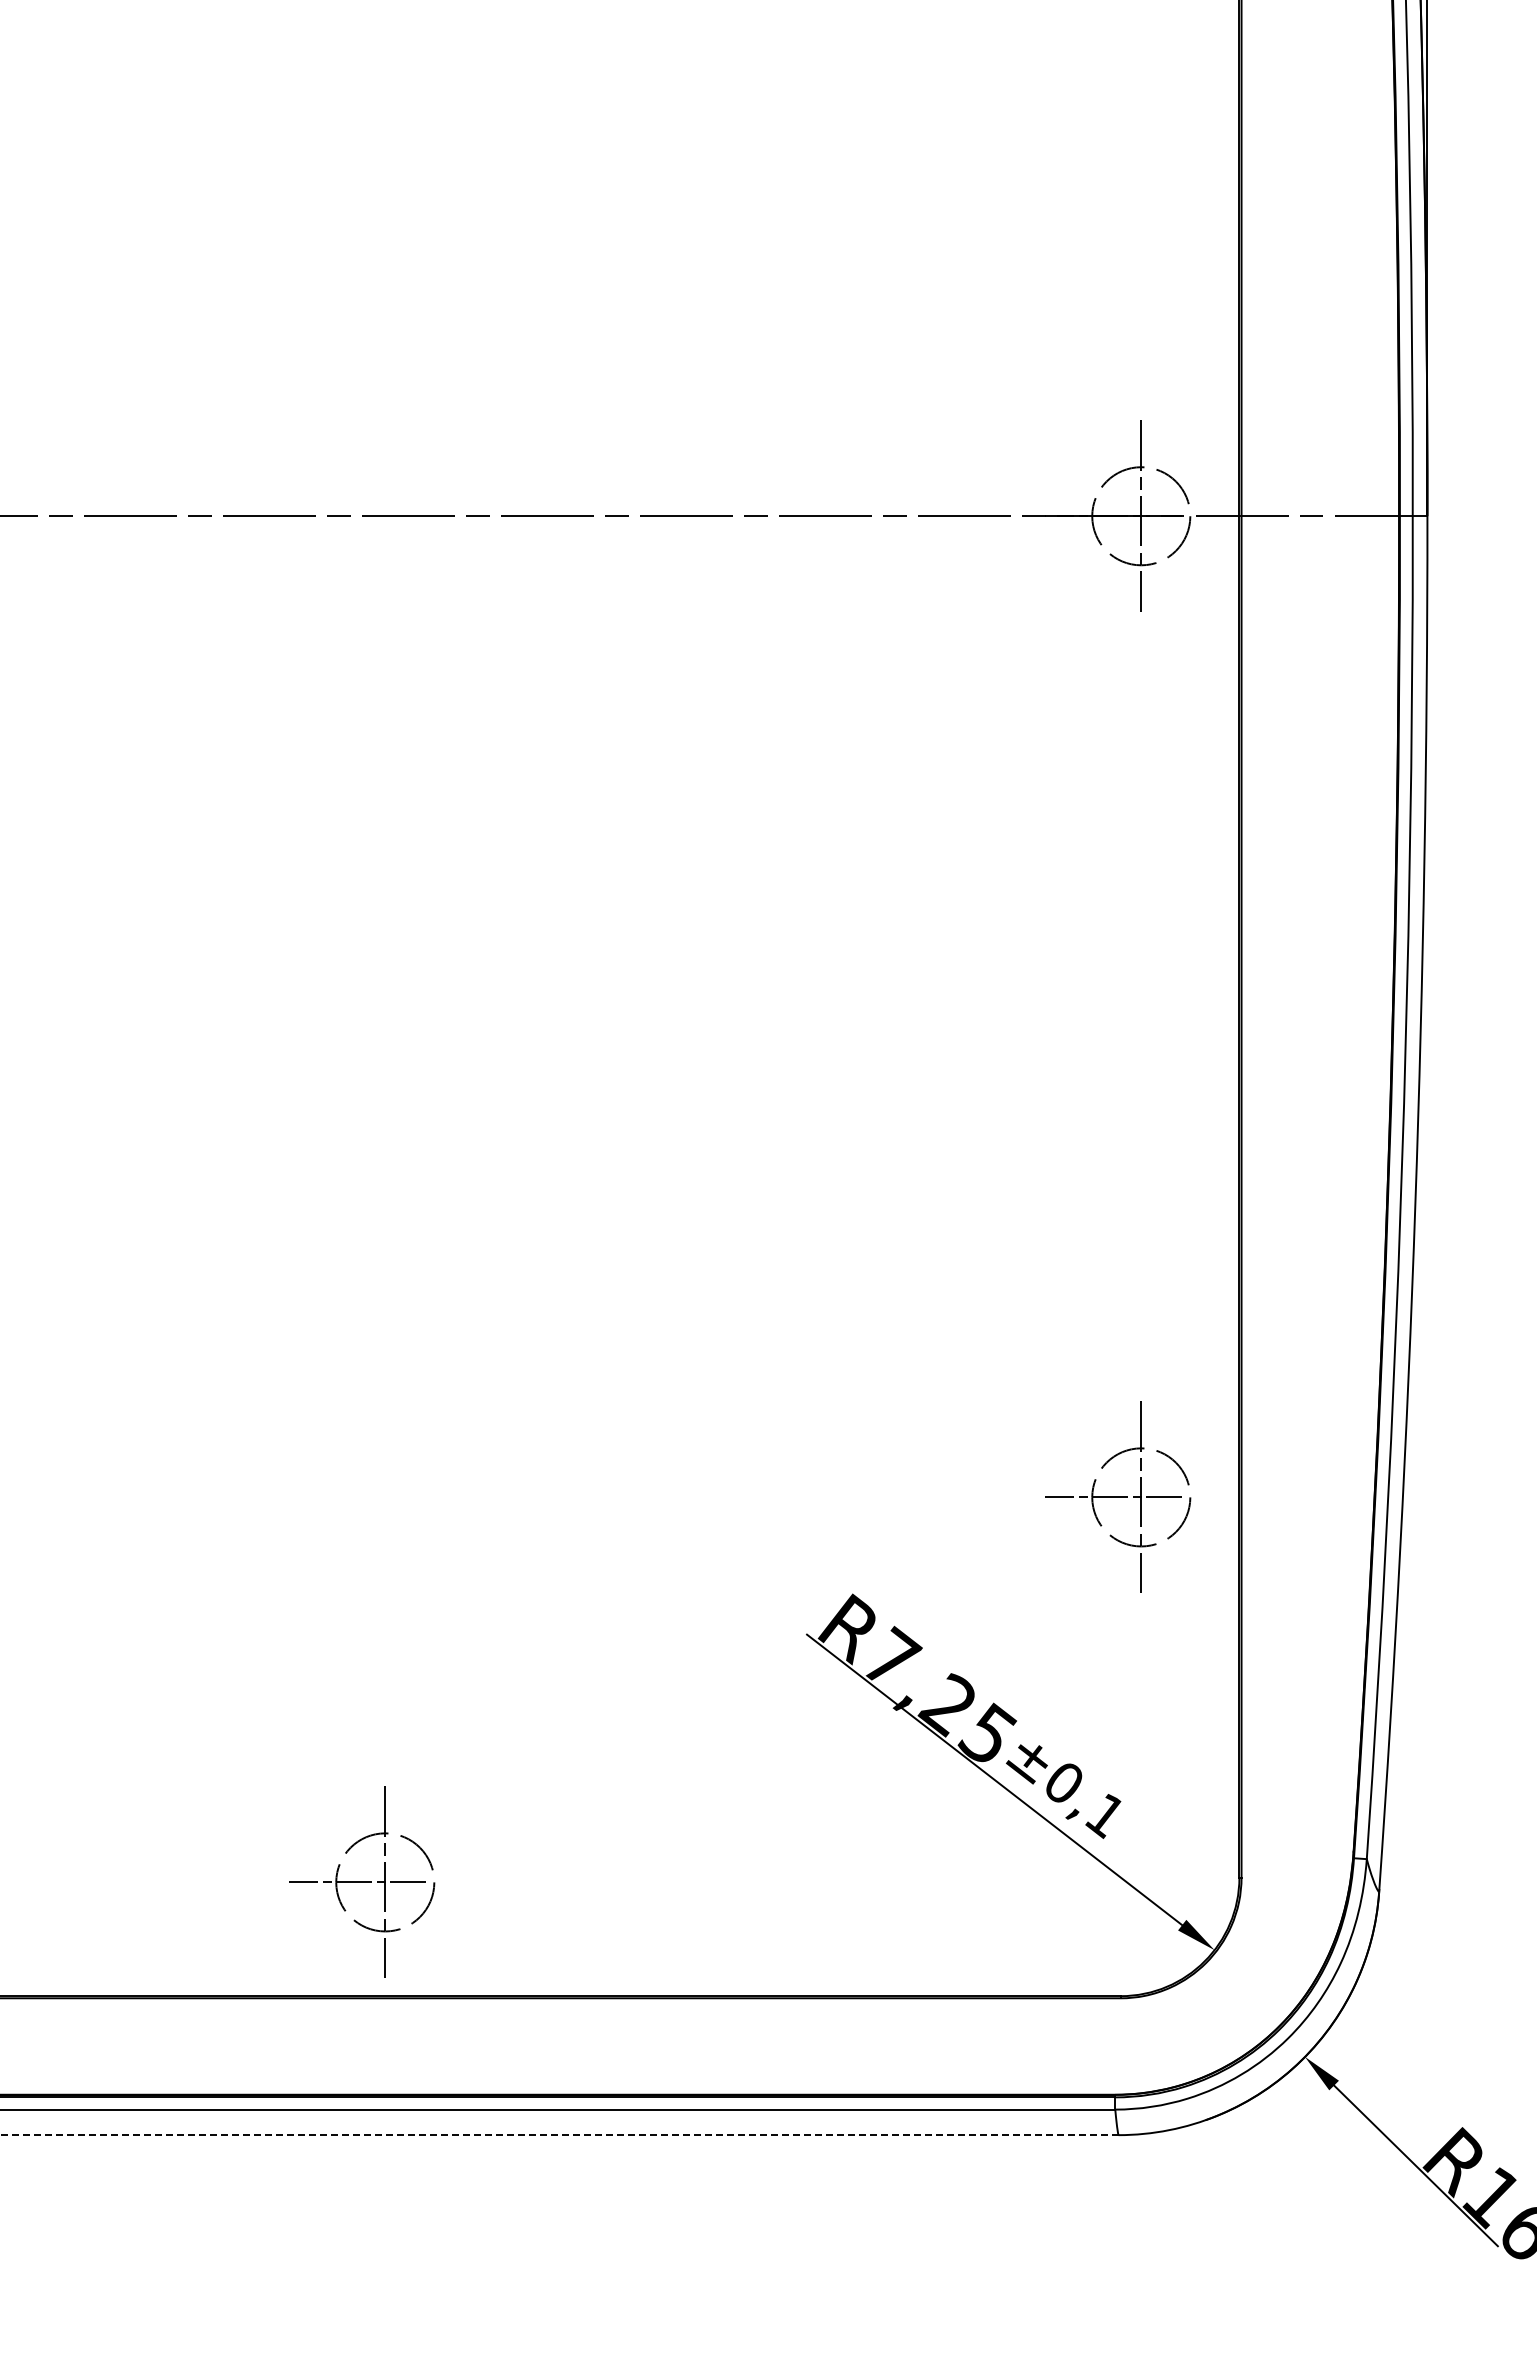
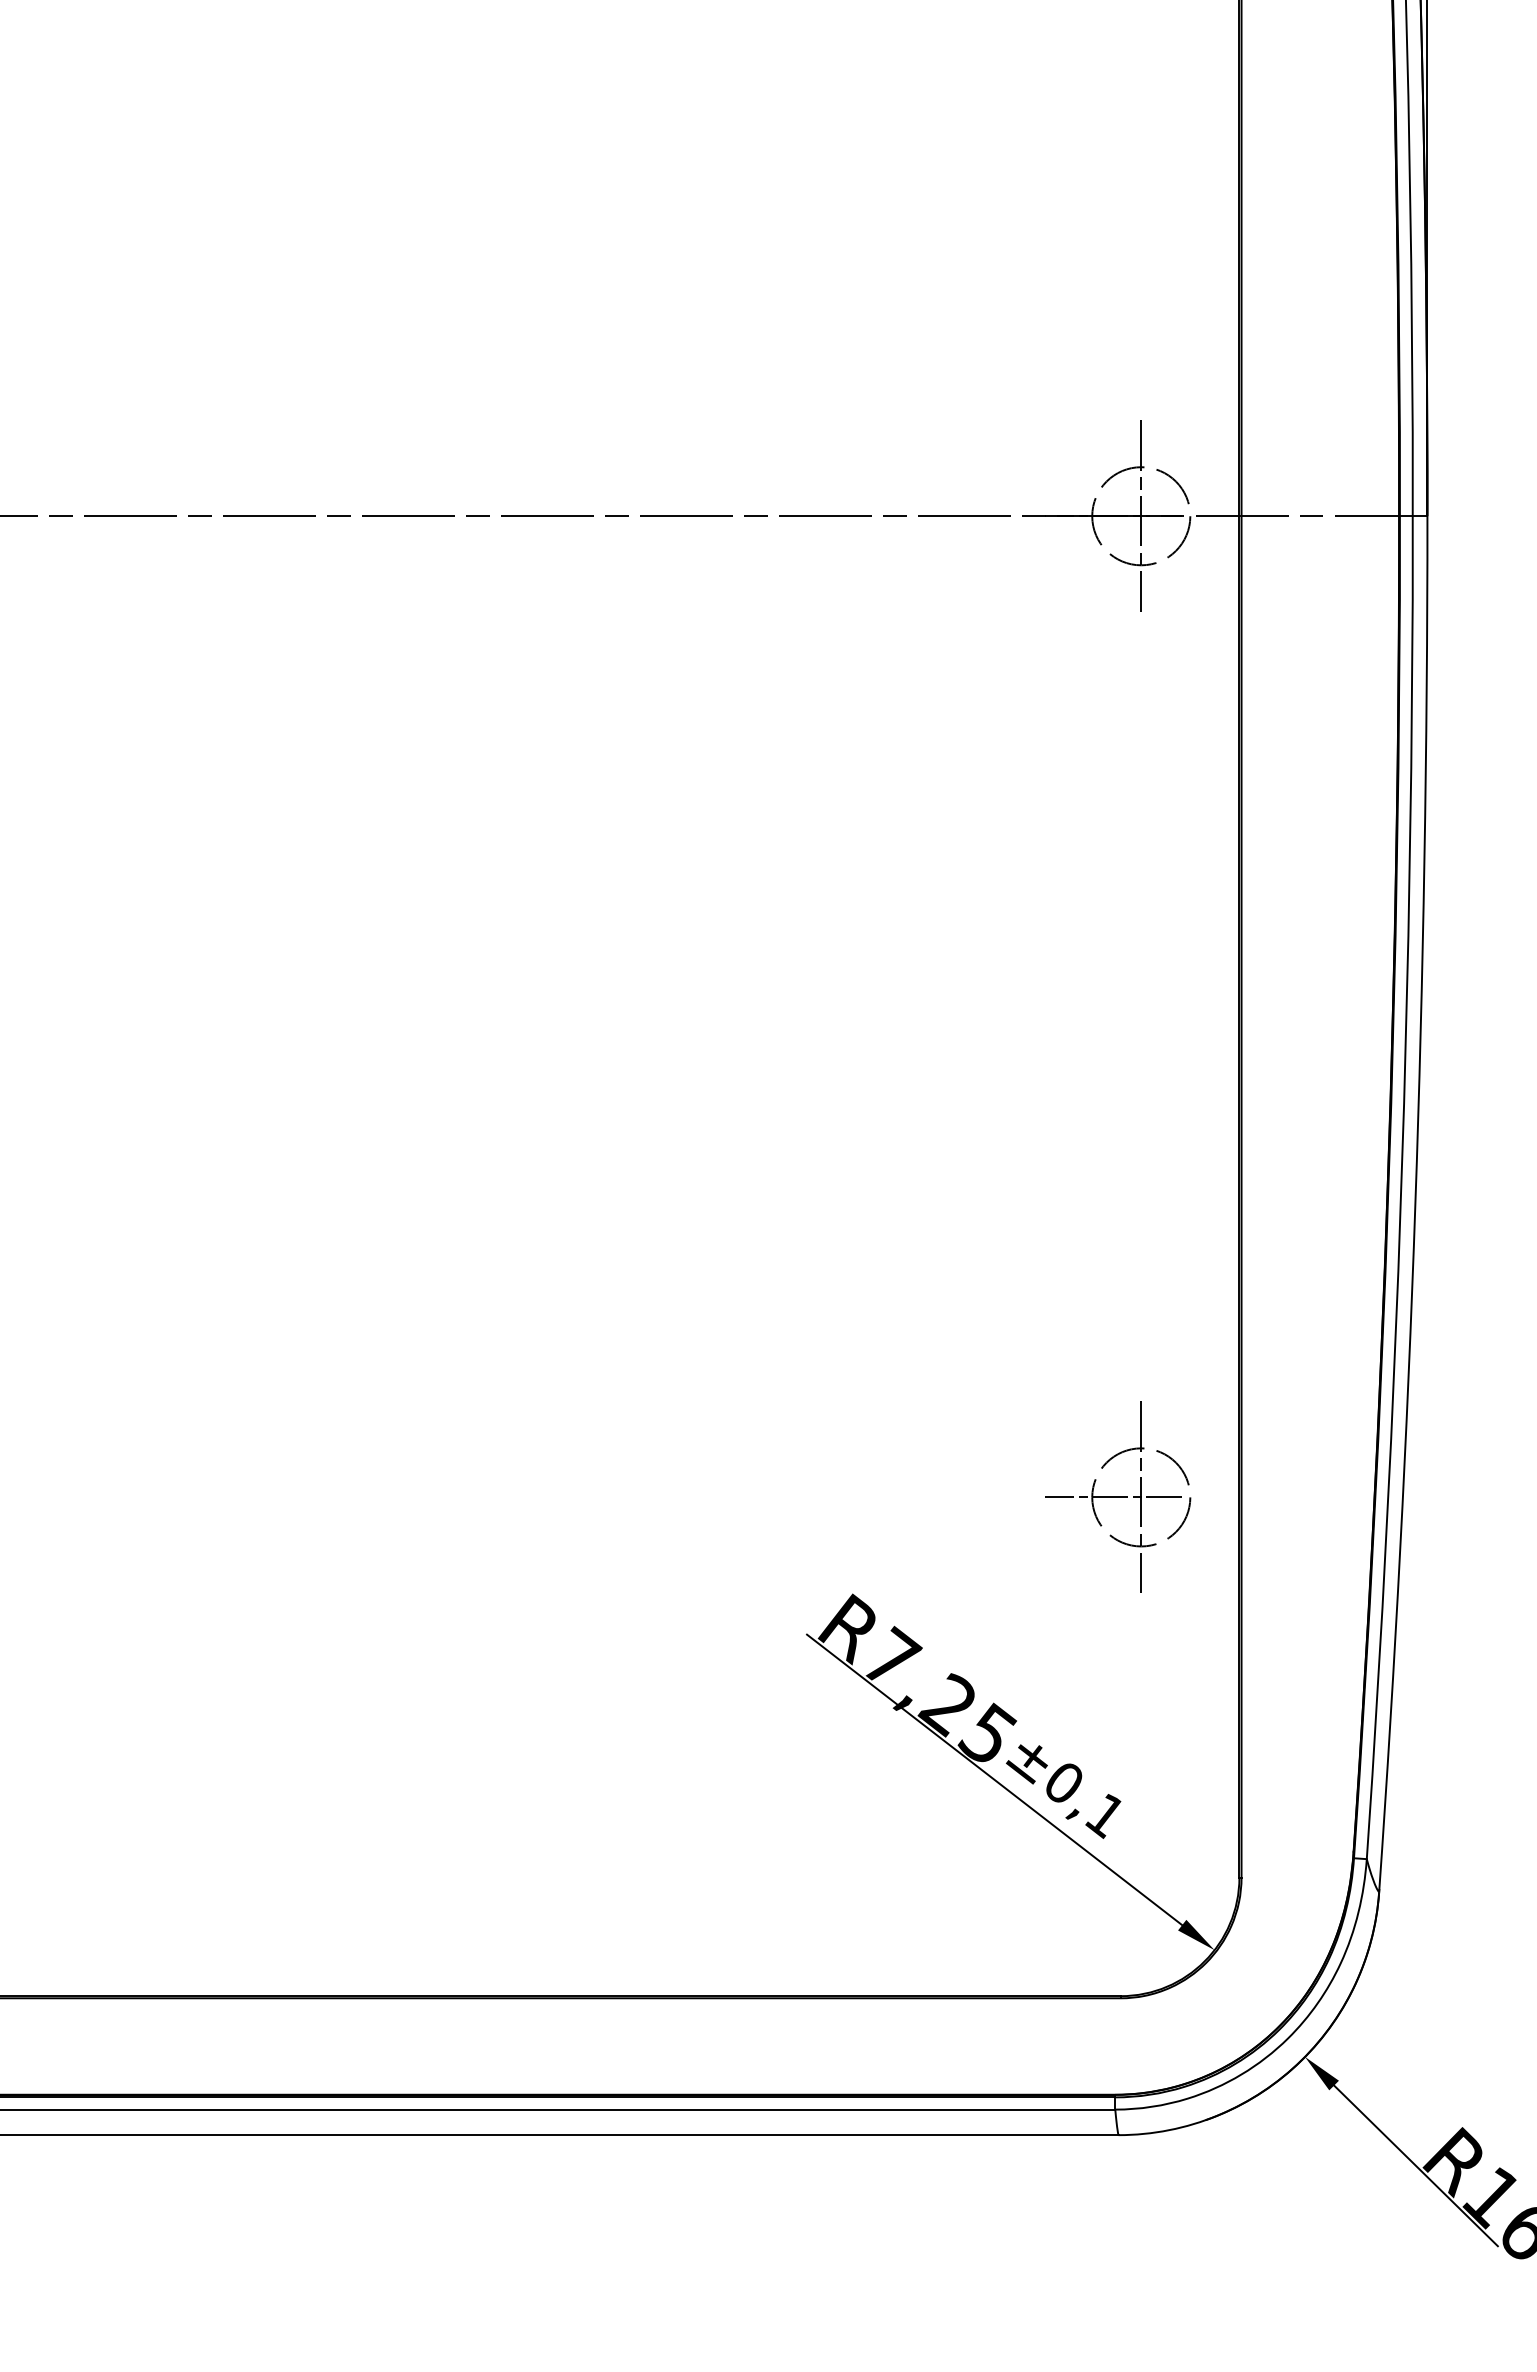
part: present -> none (362, 1881)
line: dashed -> solid (559, 2135)
